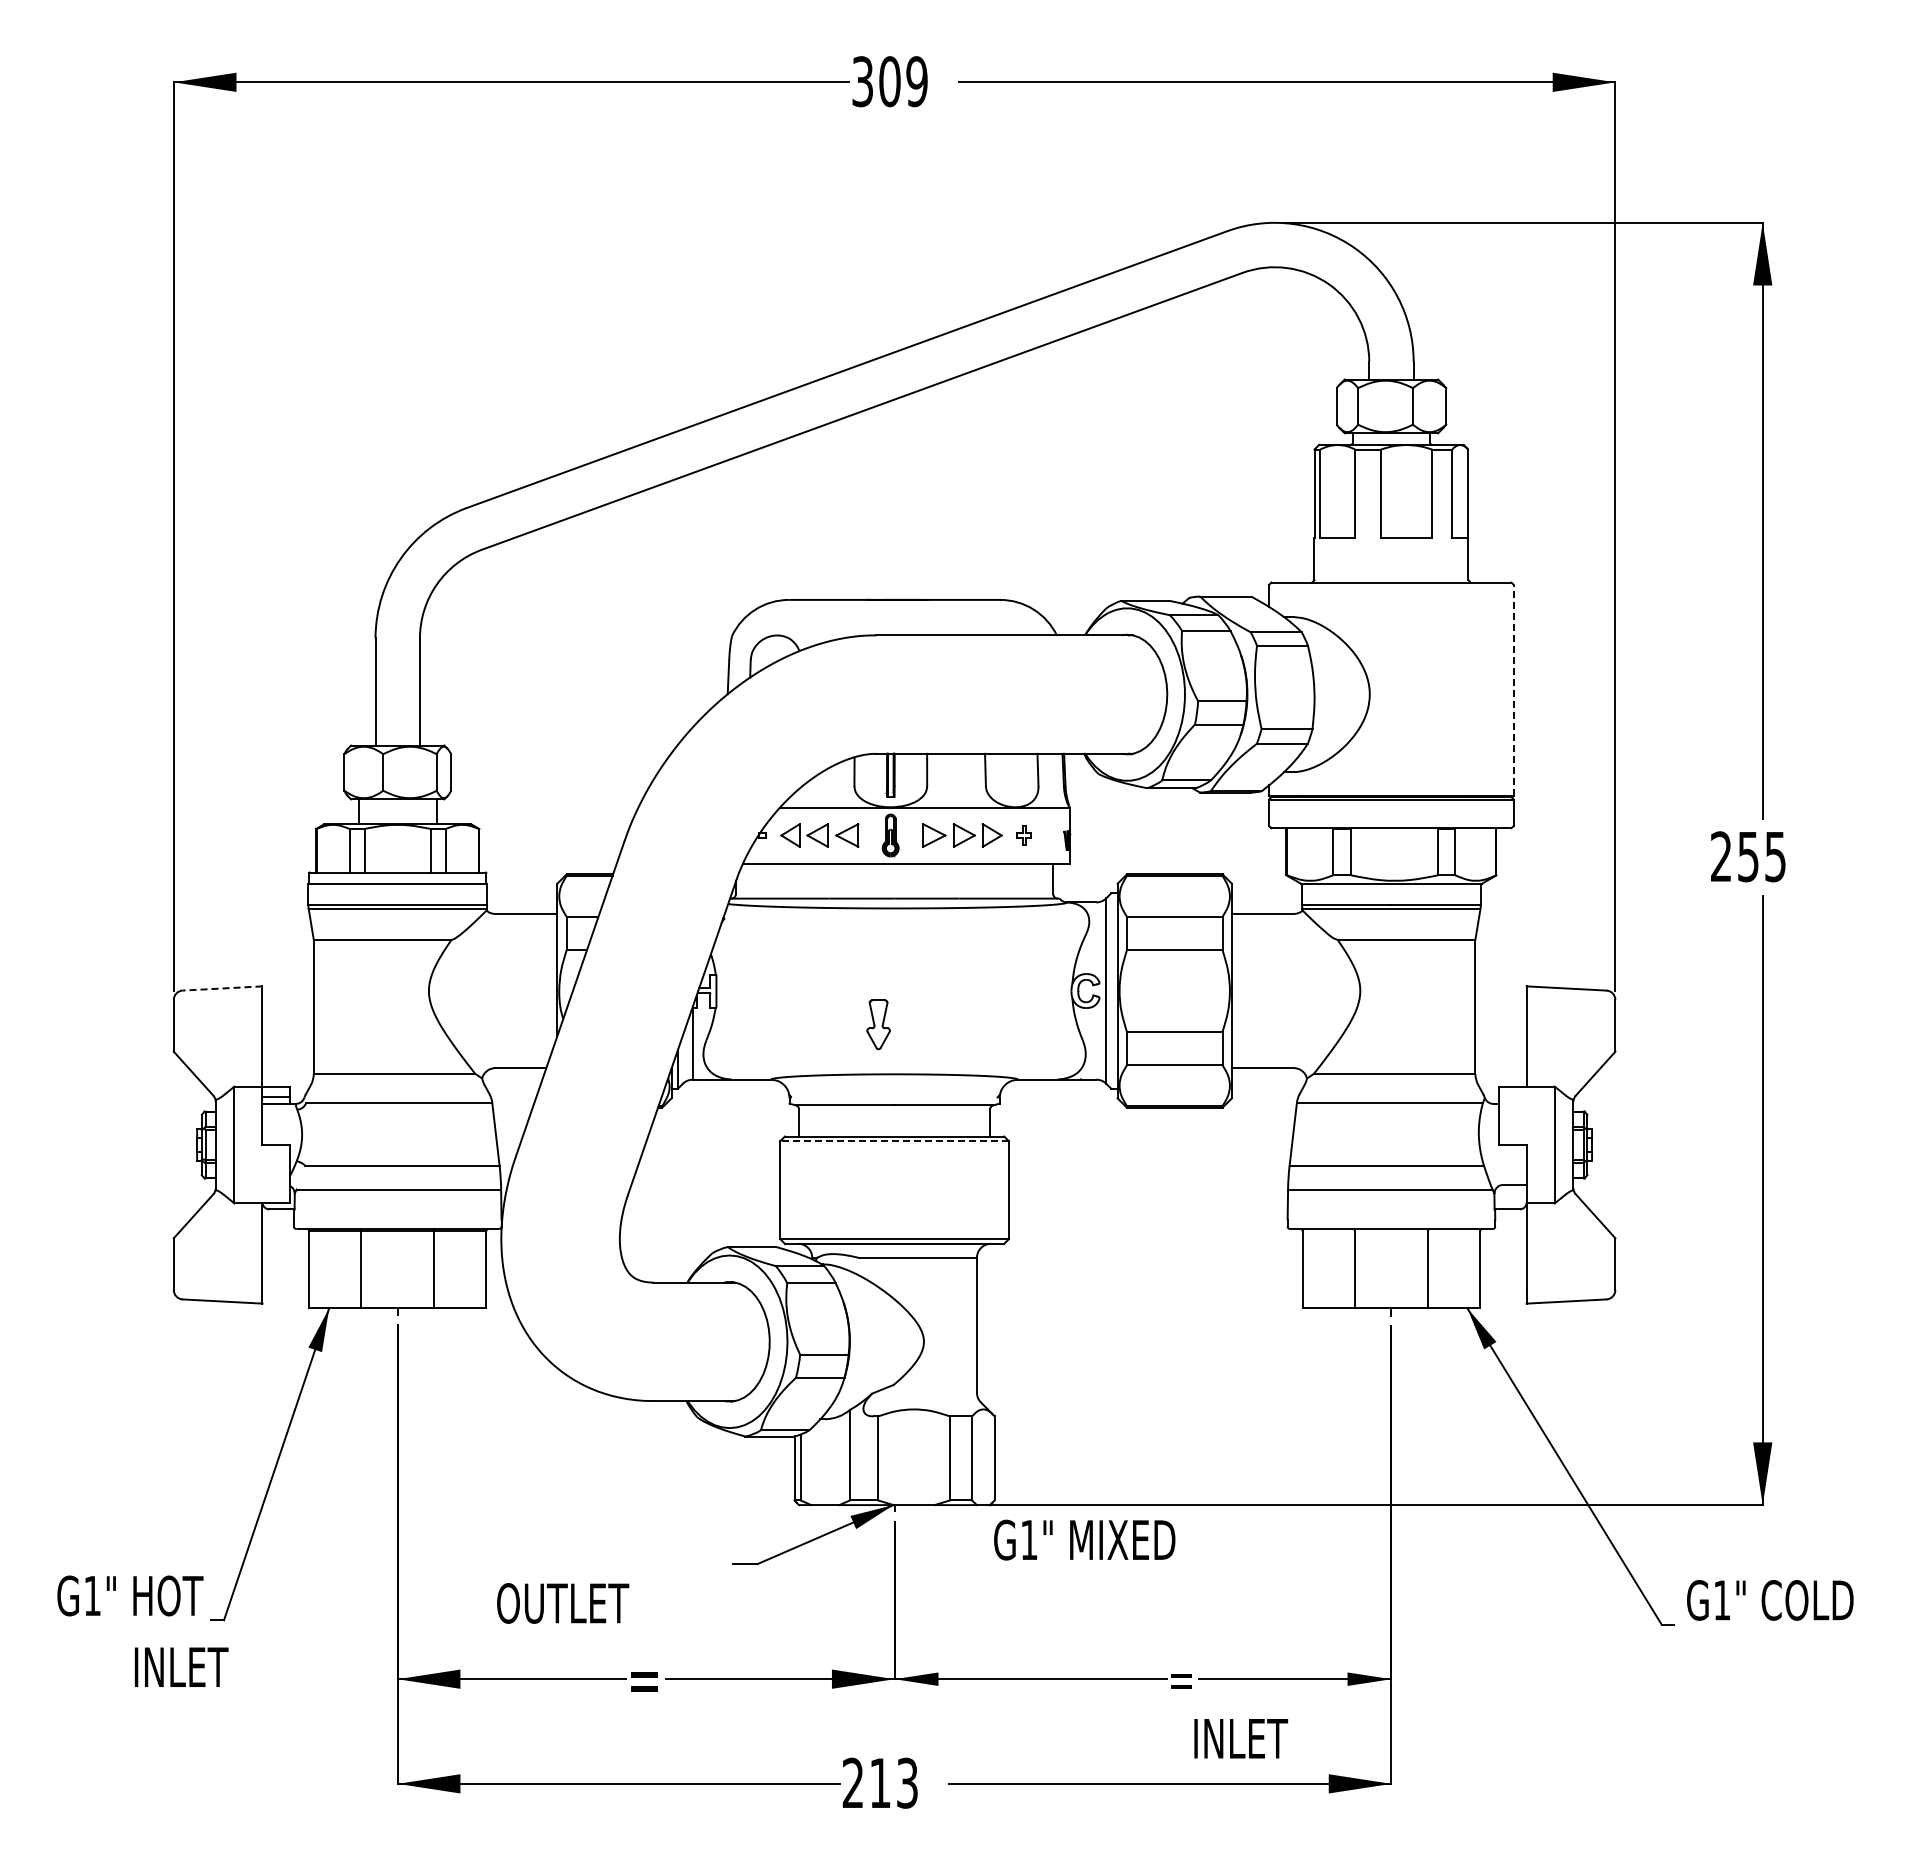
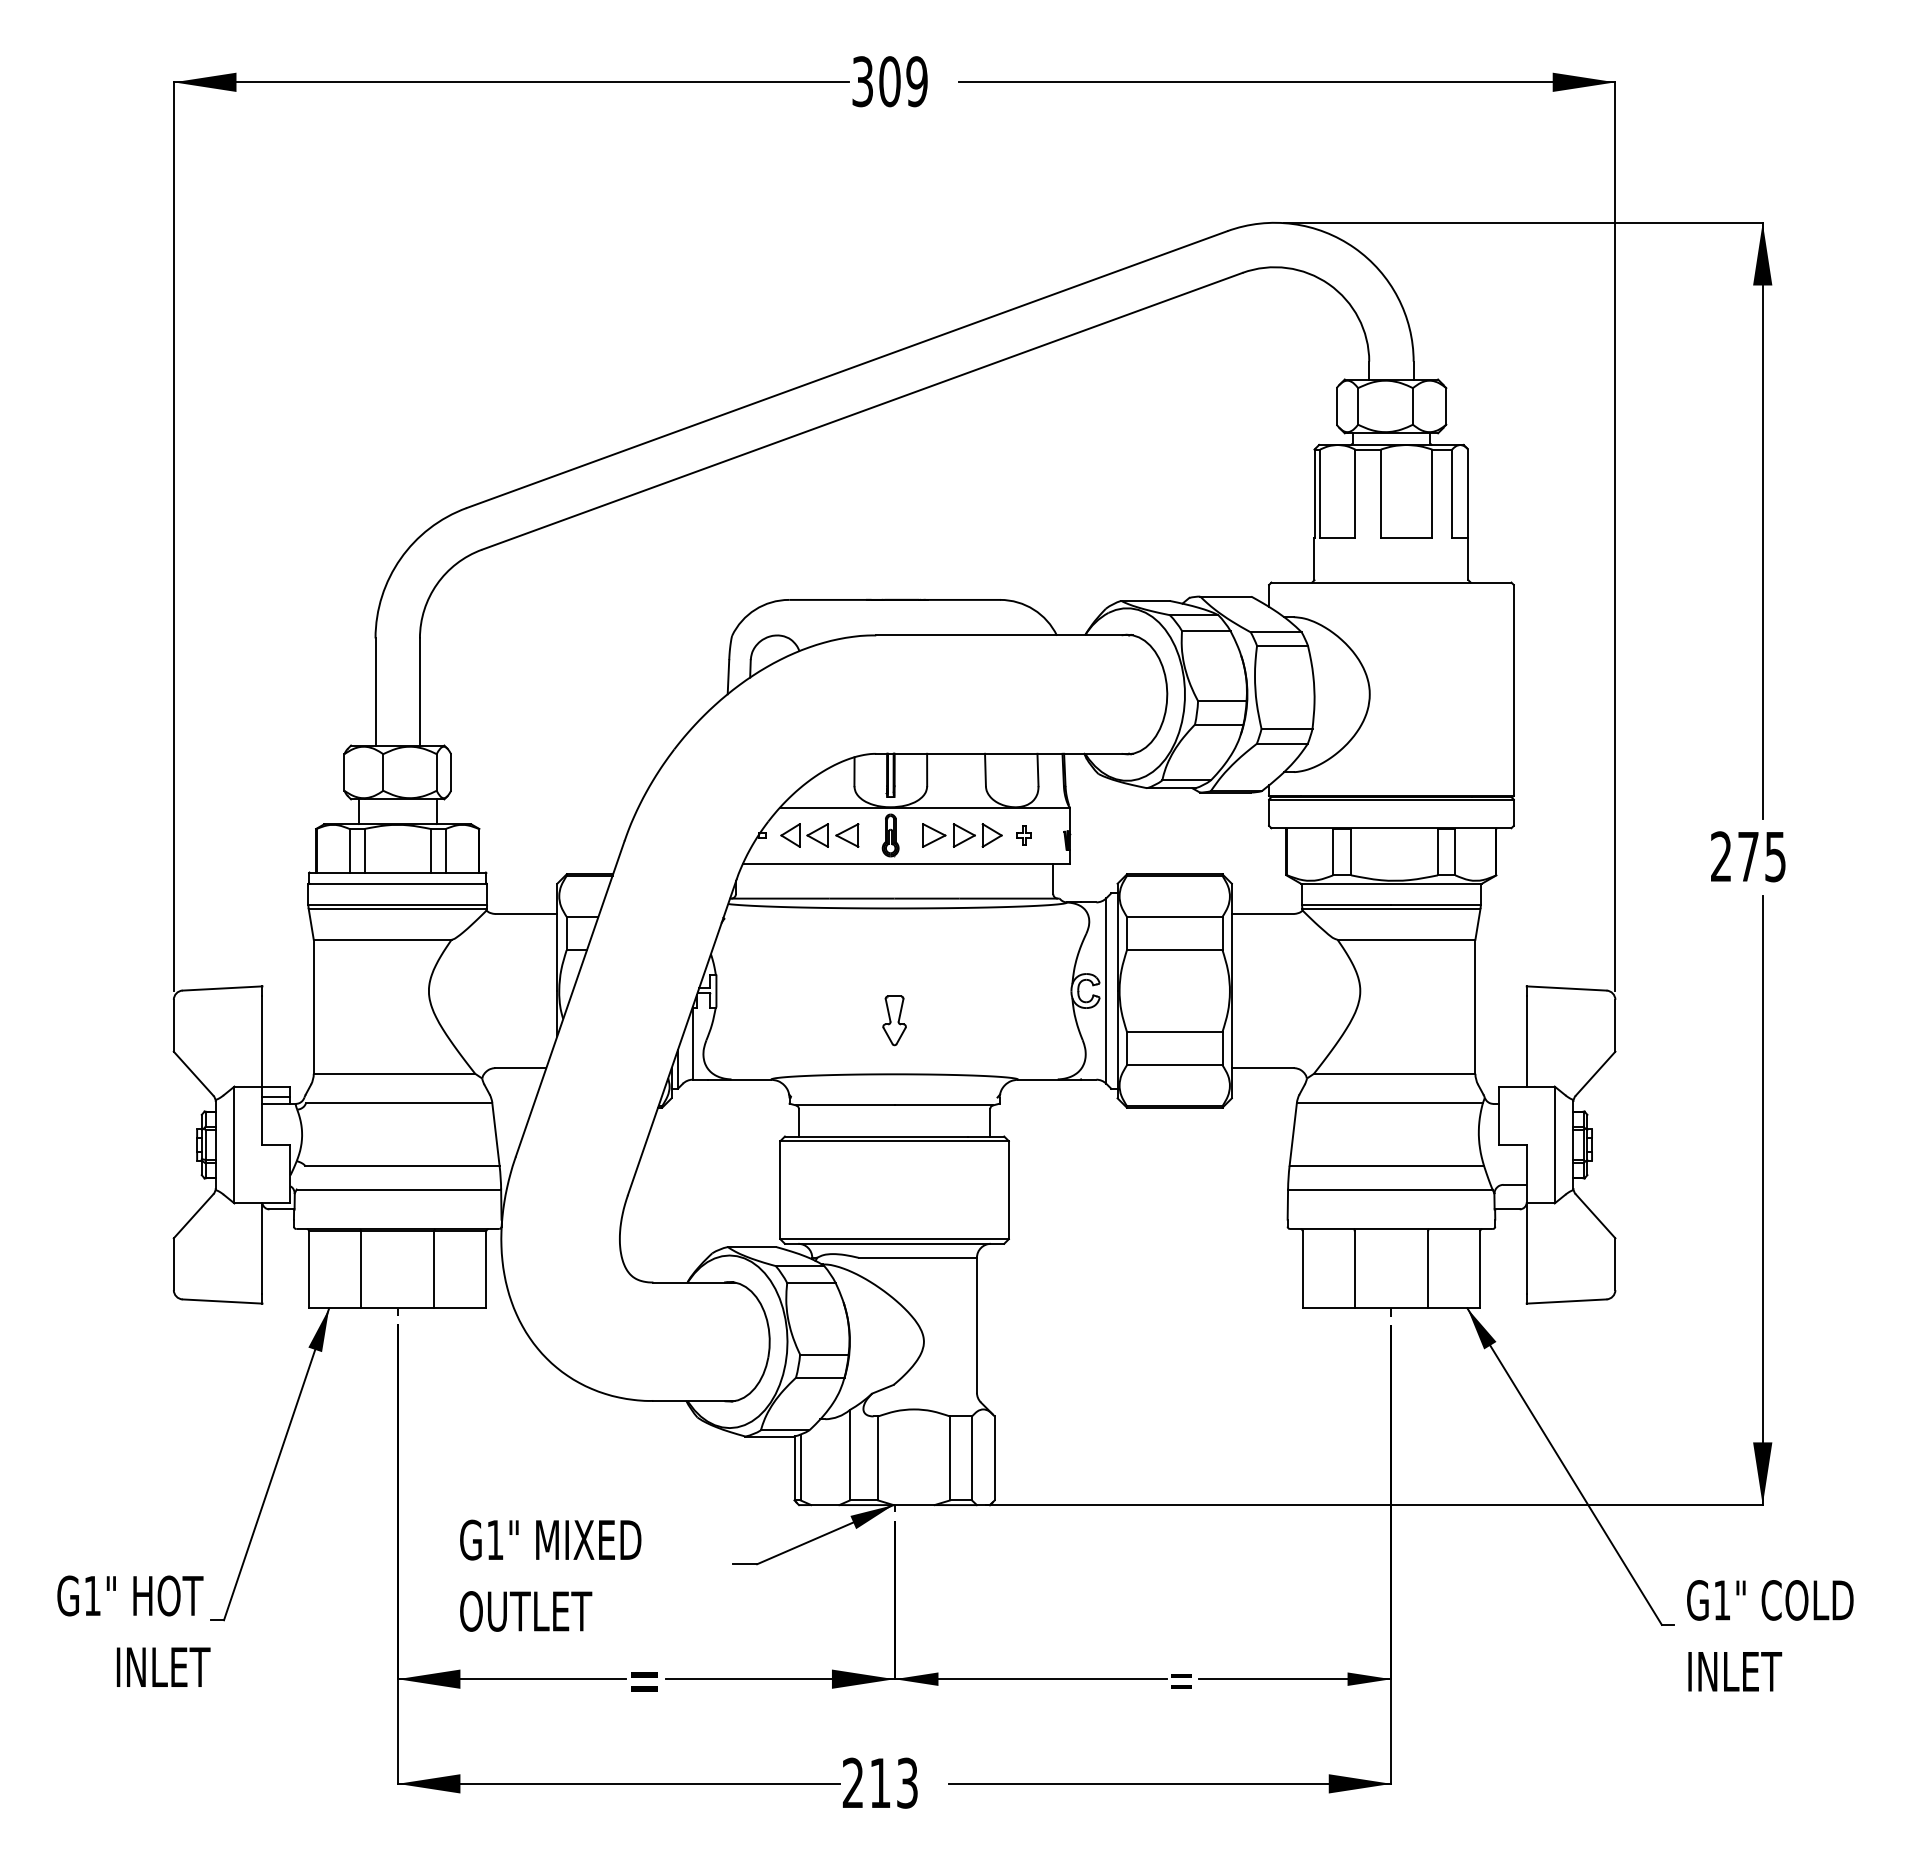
line: dashed -> solid (1513, 689)
text: 255 -> 275 (1748, 857)
line: dashed -> solid (222, 988)
part position: (878, 1024) -> (894, 1020) (894, 1020)
line: dashed -> solid (894, 1141)
text position: (1084, 1539) -> (550, 1539) (550, 1539)
text position: (563, 1603) -> (526, 1611) (526, 1611)
text position: (181, 1666) -> (163, 1666) (163, 1666)
text position: (1241, 1738) -> (1735, 1671) (1735, 1671)
